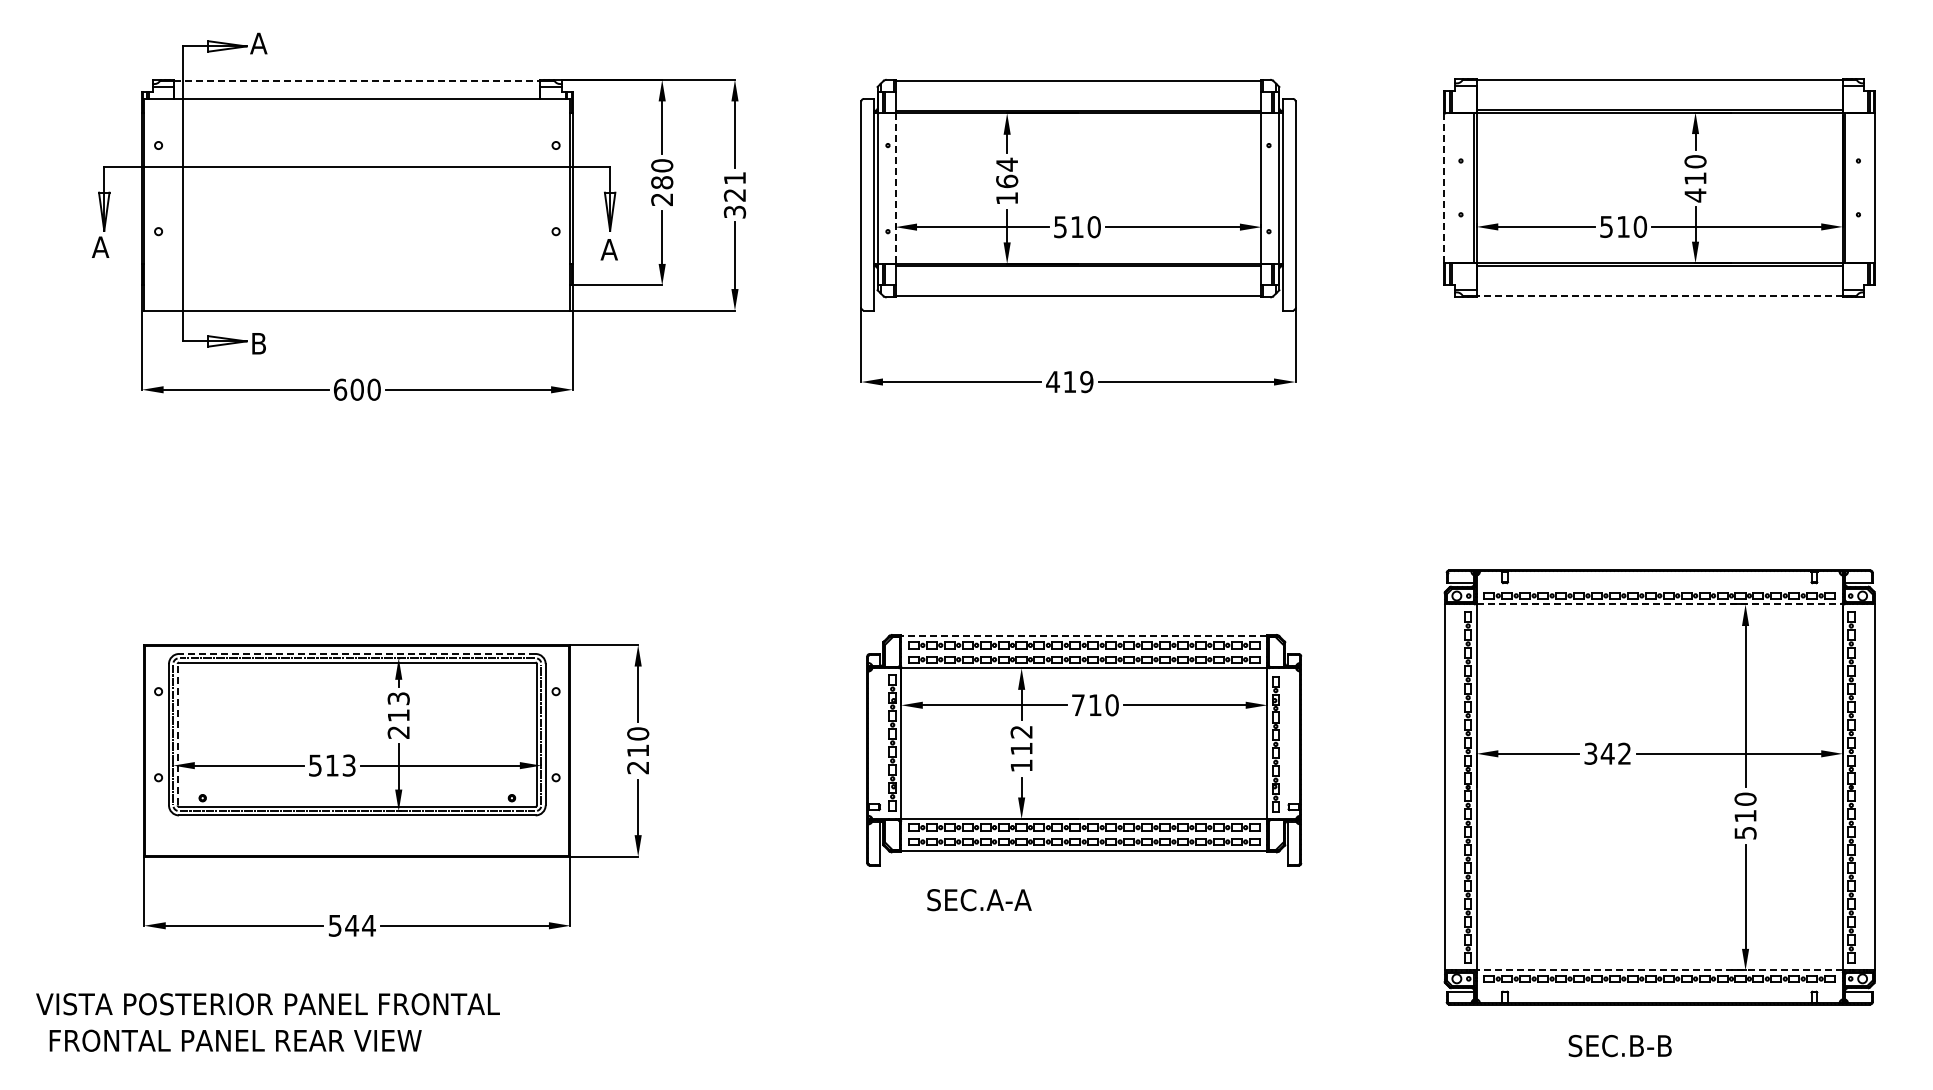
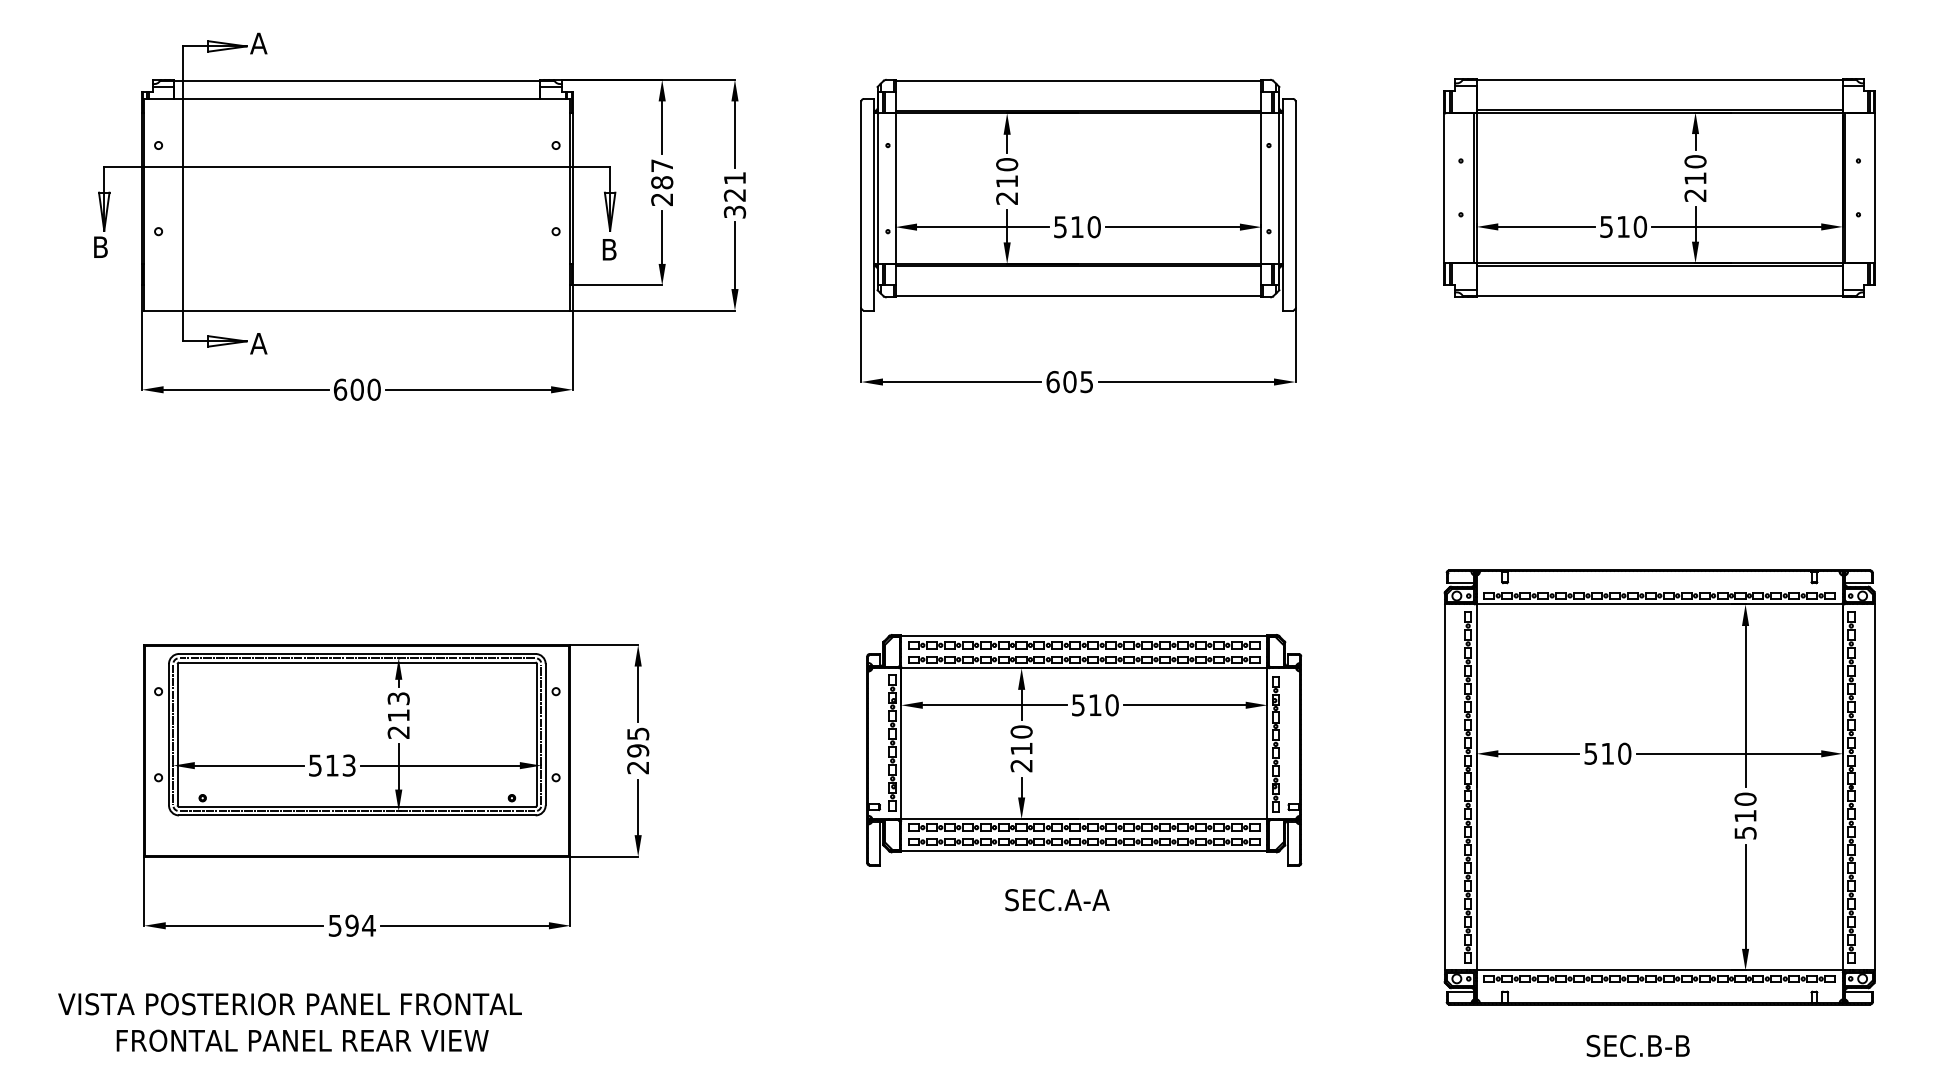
line: dashed -> solid (357, 80)
text: 280 -> 287 (662, 165)
text: 164 -> 210 (1007, 180)
line: dashed -> solid (1444, 187)
line: dashed -> solid (895, 189)
text: 410 -> 210 (1695, 195)
text: A -> B (100, 246)
text: A -> B (608, 249)
line: dashed -> solid (1659, 295)
text: B -> A (258, 343)
text: 419 -> 605 (1069, 381)
line: dashed -> solid (1659, 604)
line: dashed -> solid (1084, 636)
line: dashed -> solid (356, 653)
text: 710 -> 510 (1078, 705)
line: dashed -> solid (177, 734)
text: 210 -> 295 (638, 742)
text: 112 -> 210 (1021, 748)
text: 342 -> 510 (1608, 753)
text position: (979, 900) -> (1057, 900) (1057, 900)
text: 544 -> 594 (352, 925)
line: dashed -> solid (1659, 970)
text position: (267, 1004) -> (289, 1004) (289, 1004)
text position: (235, 1040) -> (302, 1040) (302, 1040)
text position: (1619, 1046) -> (1637, 1046) (1637, 1046)
